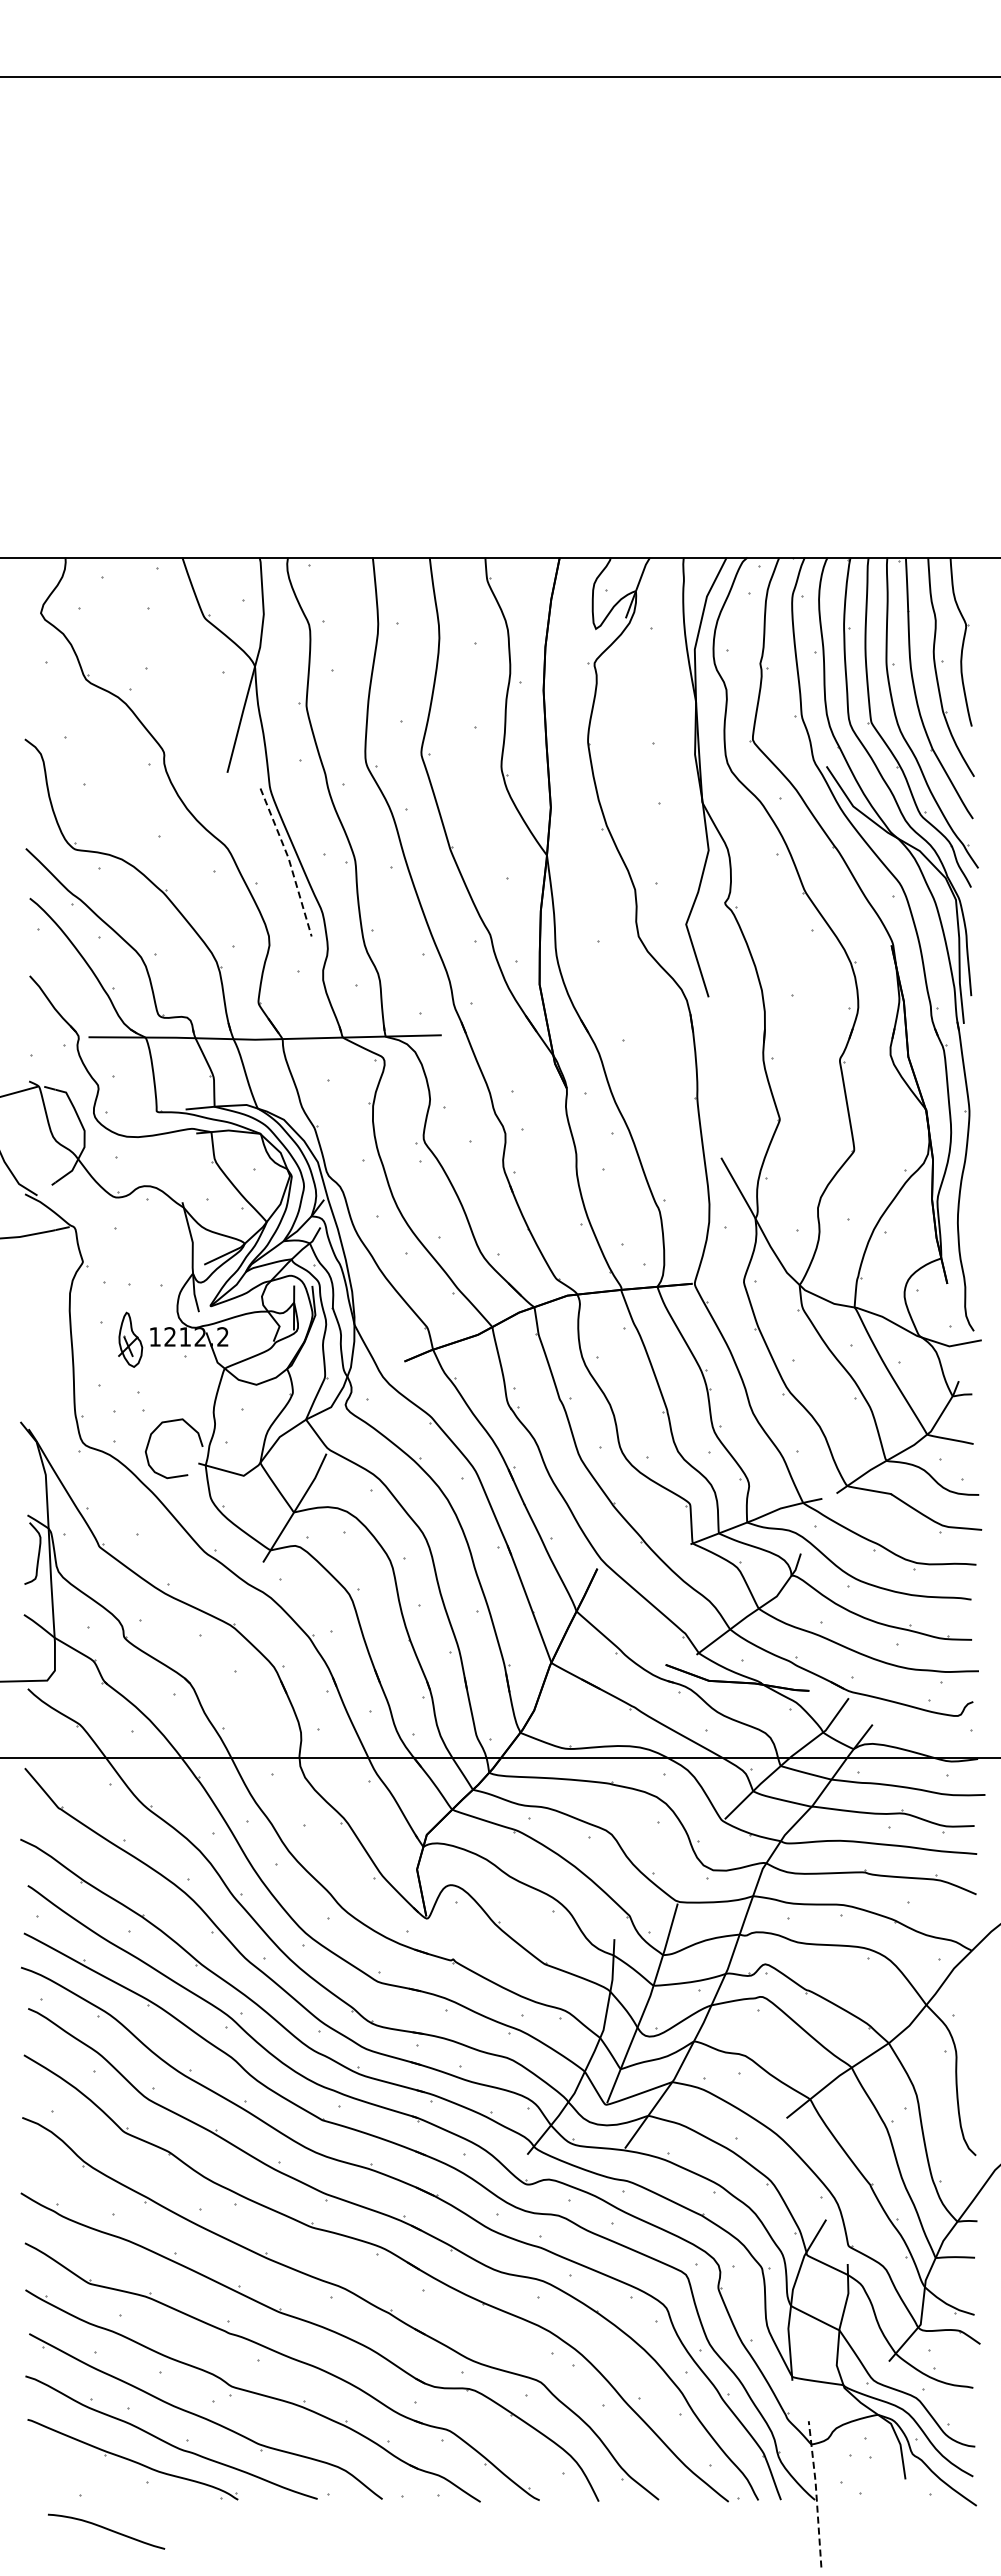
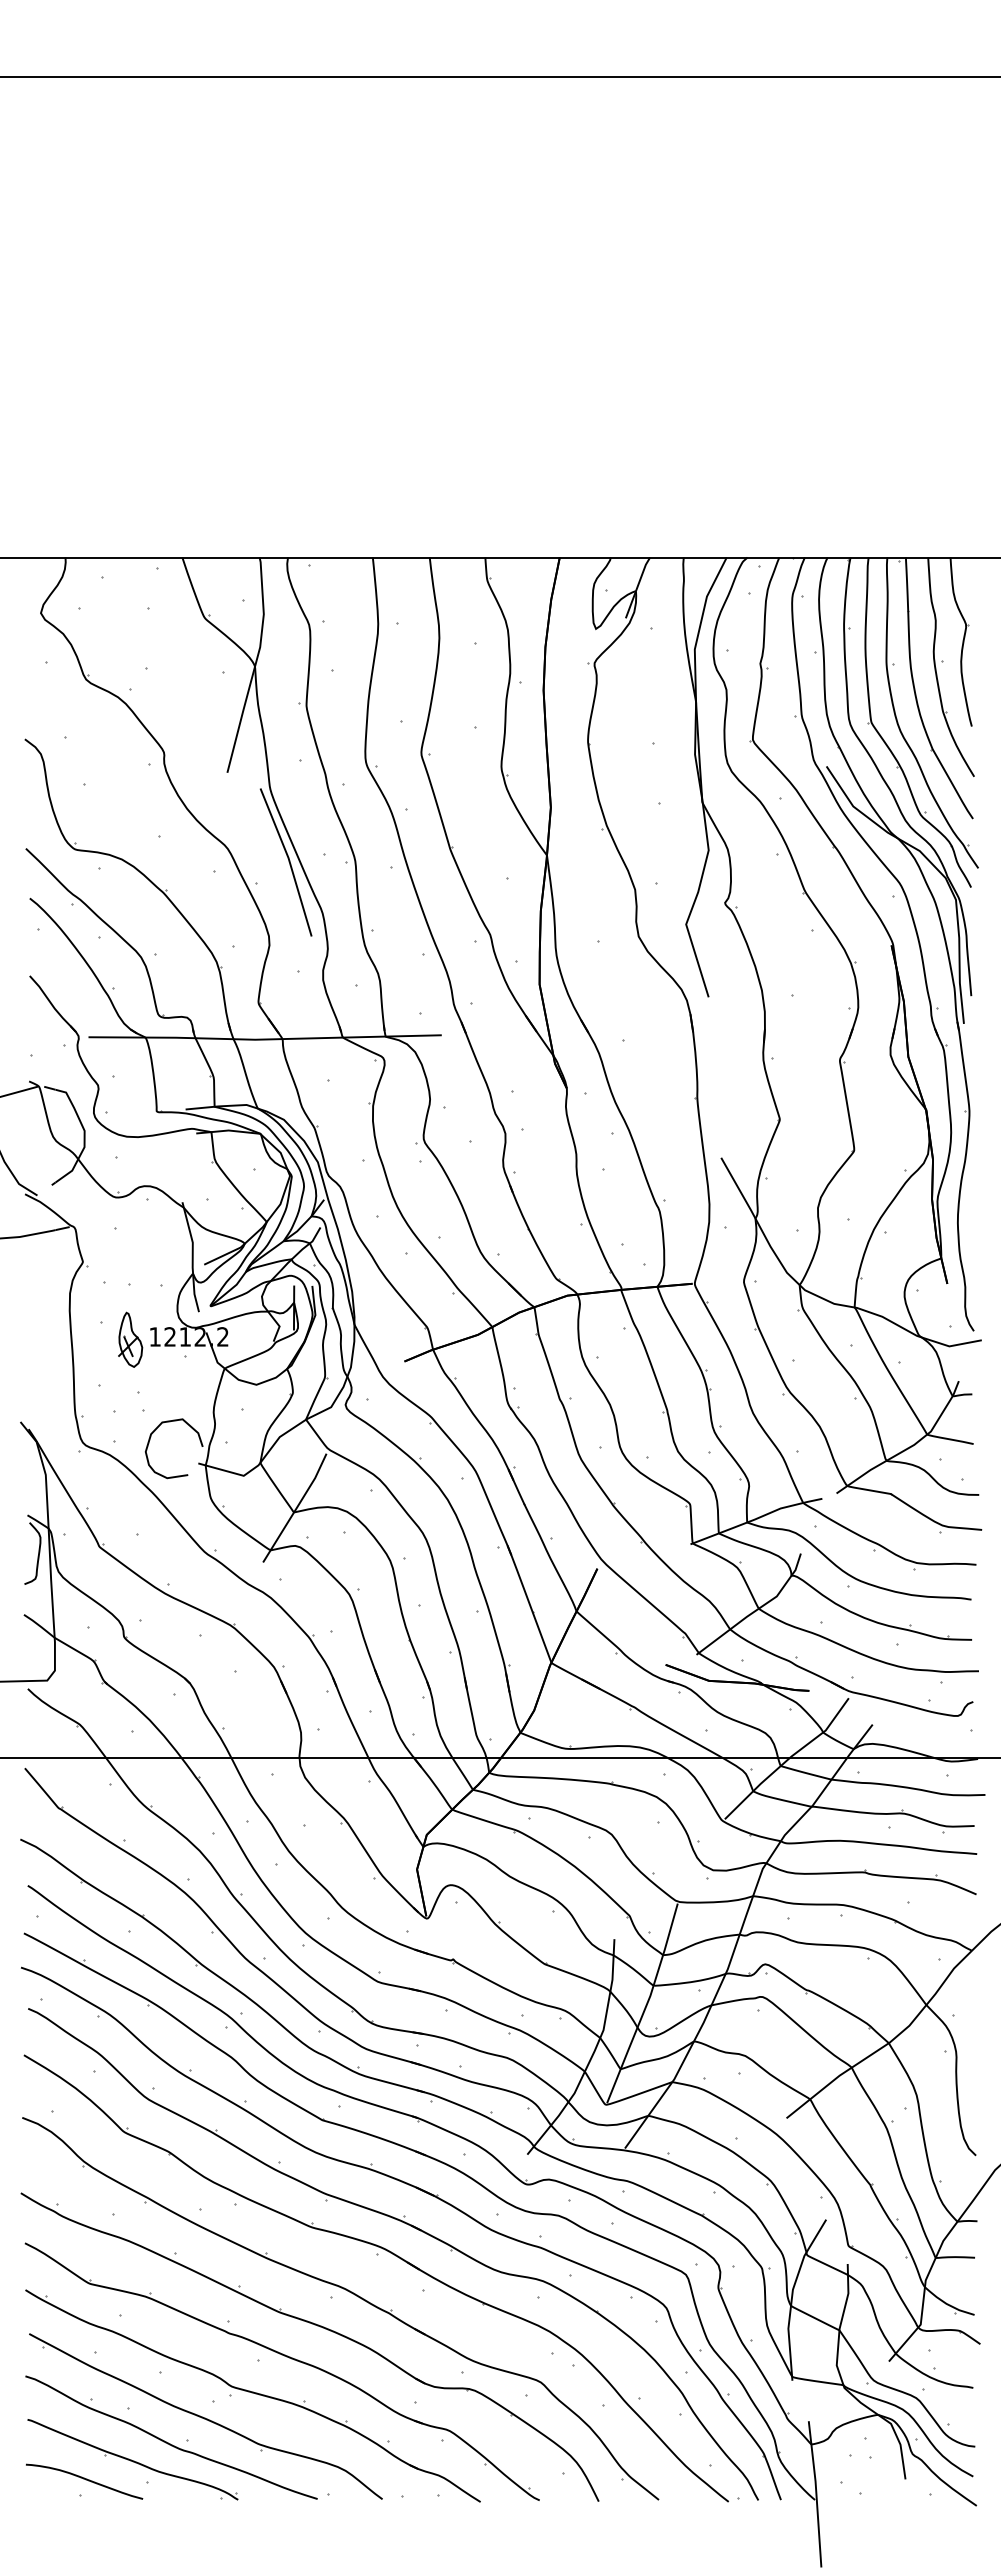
line: dashed -> solid (289, 860)
line: dashed -> solid (816, 2493)
curve position: (107, 2530) -> (85, 2480) (85, 2480)
